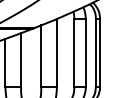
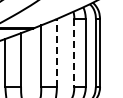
line: solid -> dashed (56, 52)
line: solid -> dashed (74, 53)
